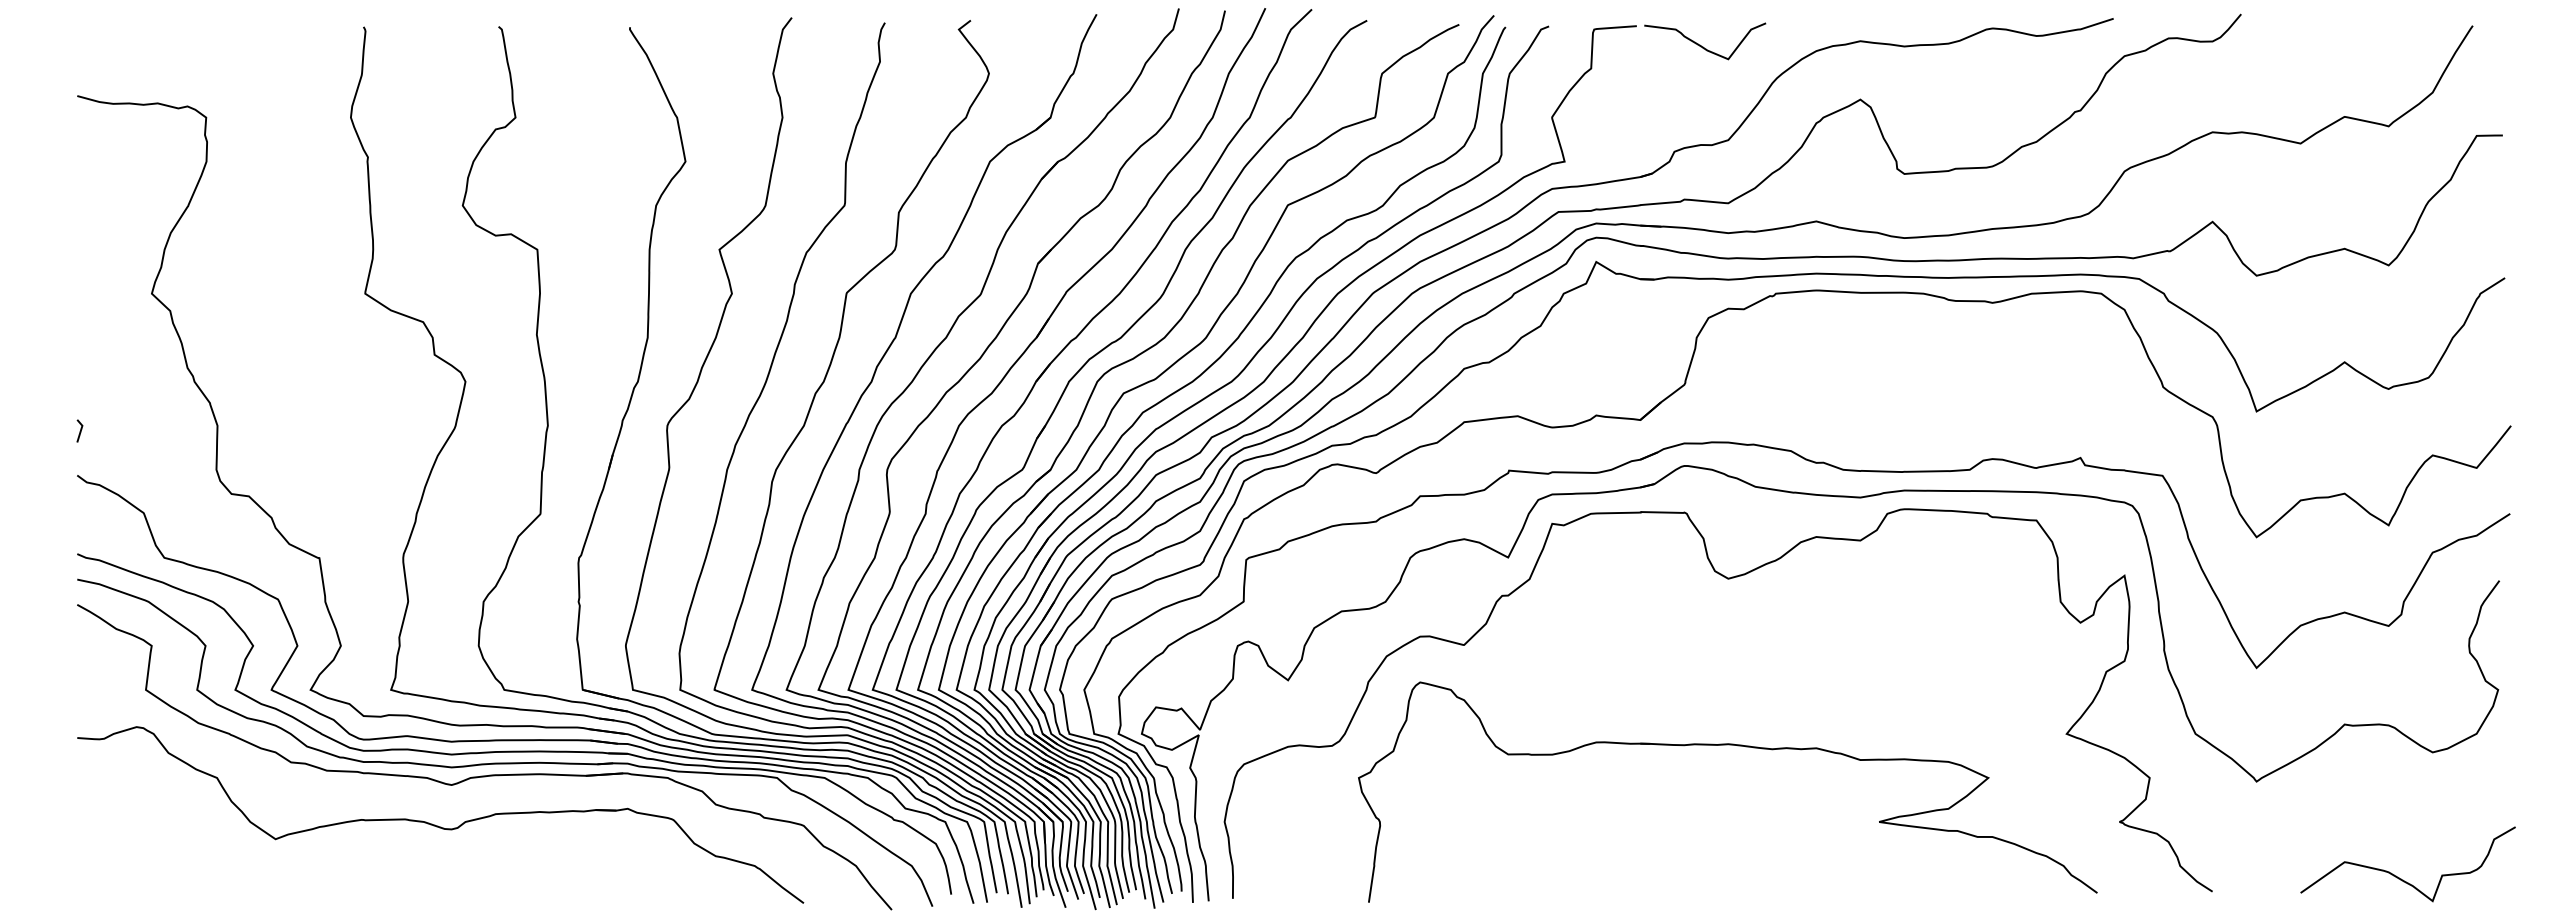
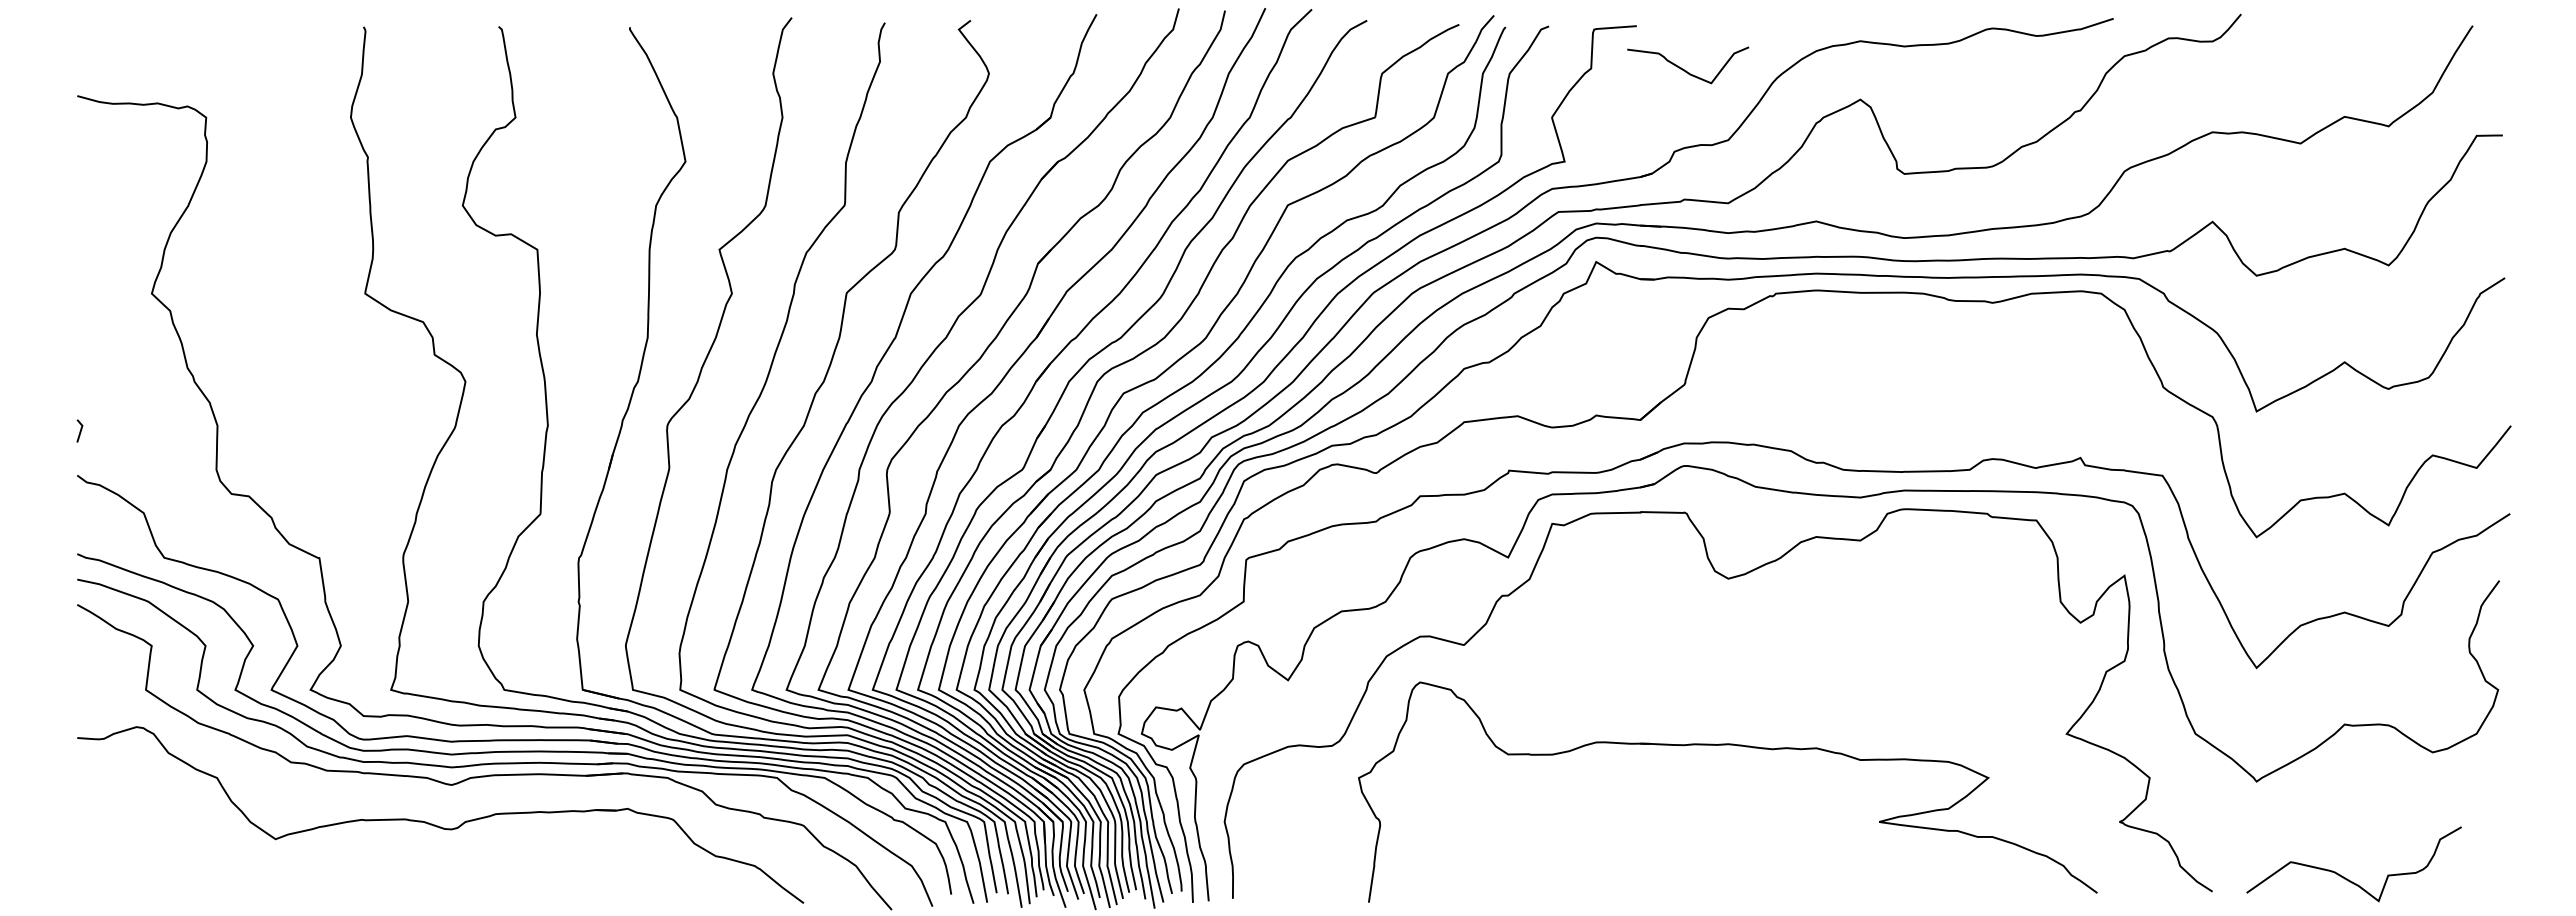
curve position: (1703, 46) -> (1686, 70) (1686, 70)
curve position: (2401, 878) -> (2347, 878) (2347, 878)
